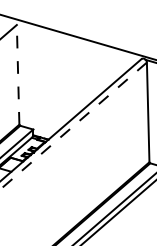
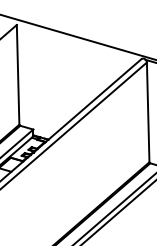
line: dashed -> solid (18, 74)
line: dashed -> solid (73, 126)
